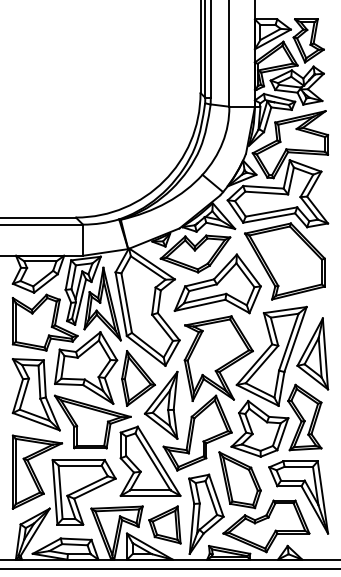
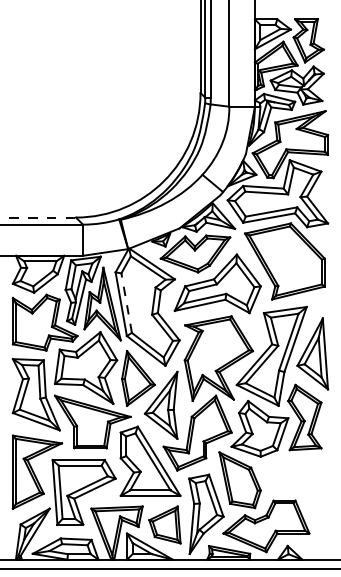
line: solid -> dashed (38, 217)
line: solid -> dashed (126, 302)
part: present -> none (304, 493)
